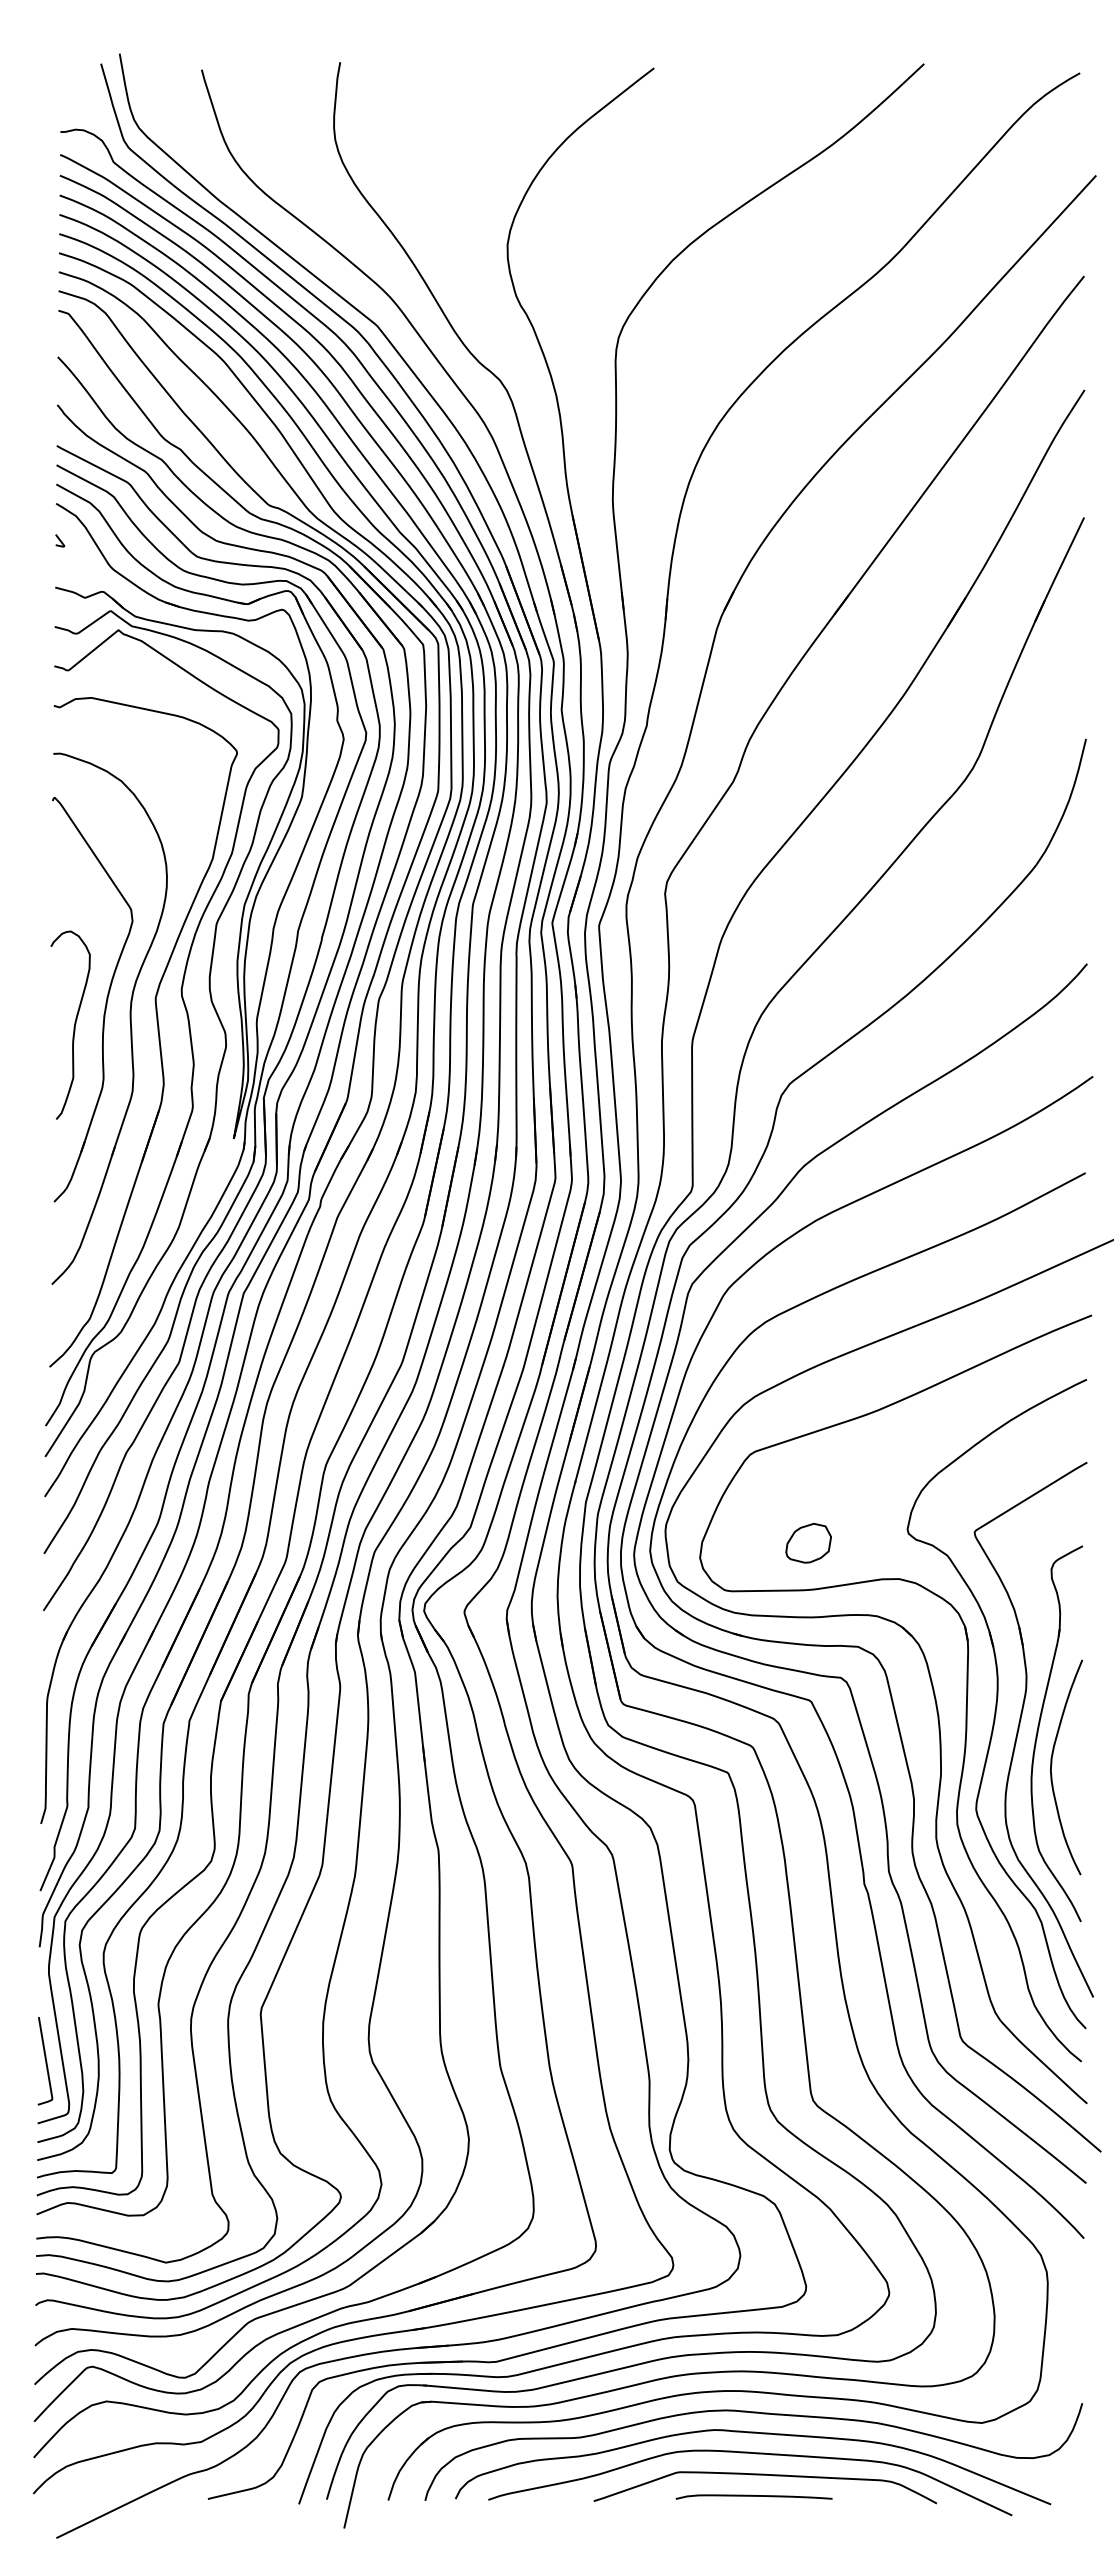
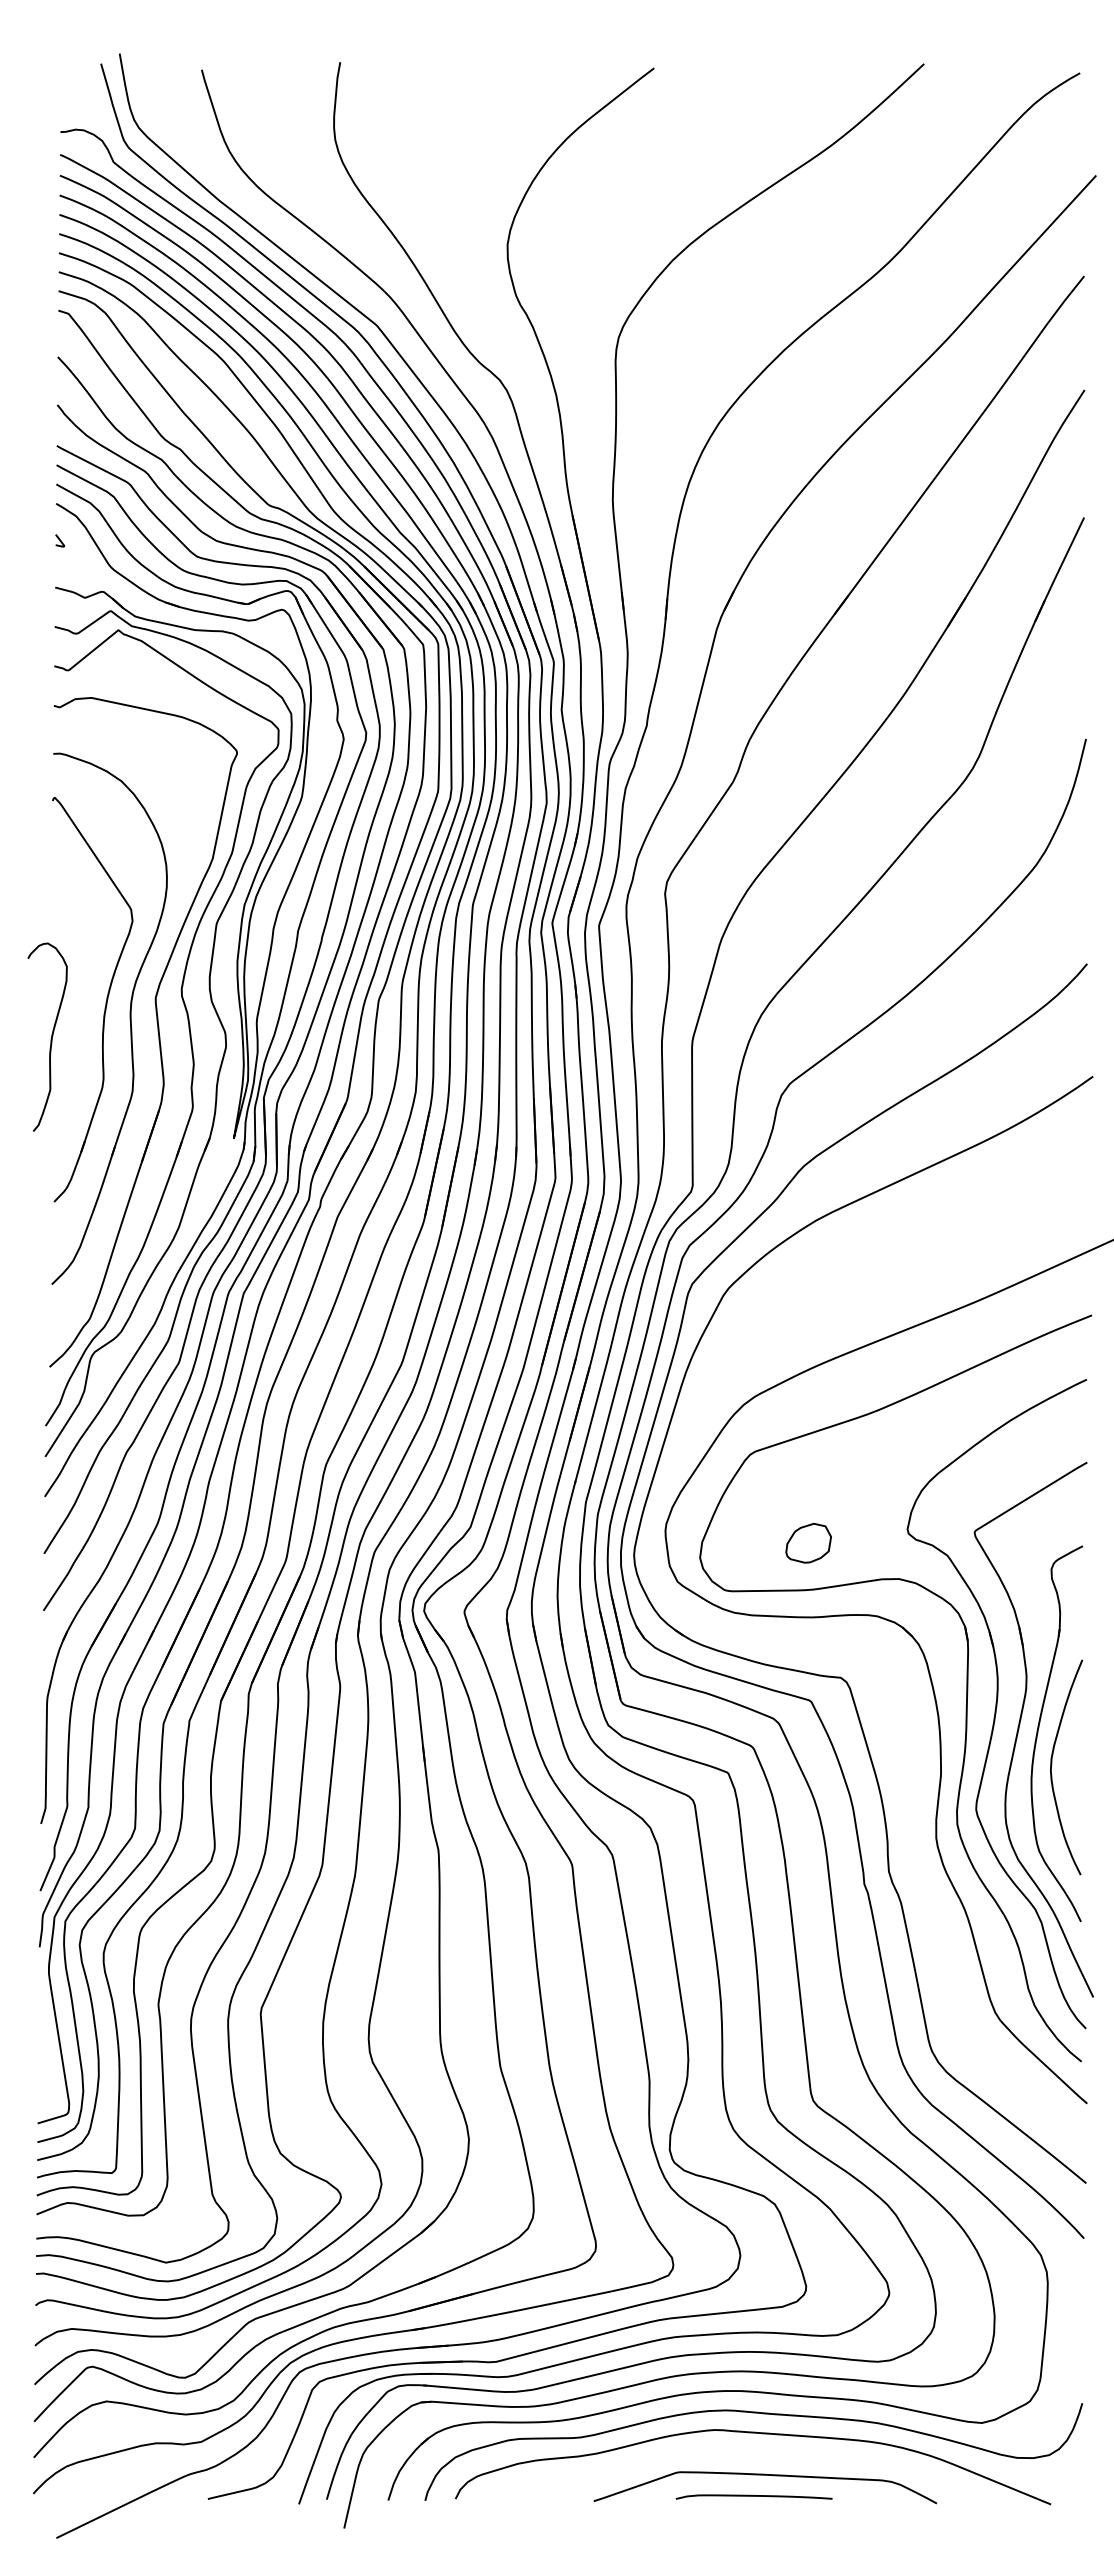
curve position: (73, 1026) -> (50, 1038) (50, 1038)
part: present -> none (875, 1662)
curve: present -> none (45, 2061)
curve: present -> none (755, 2454)
